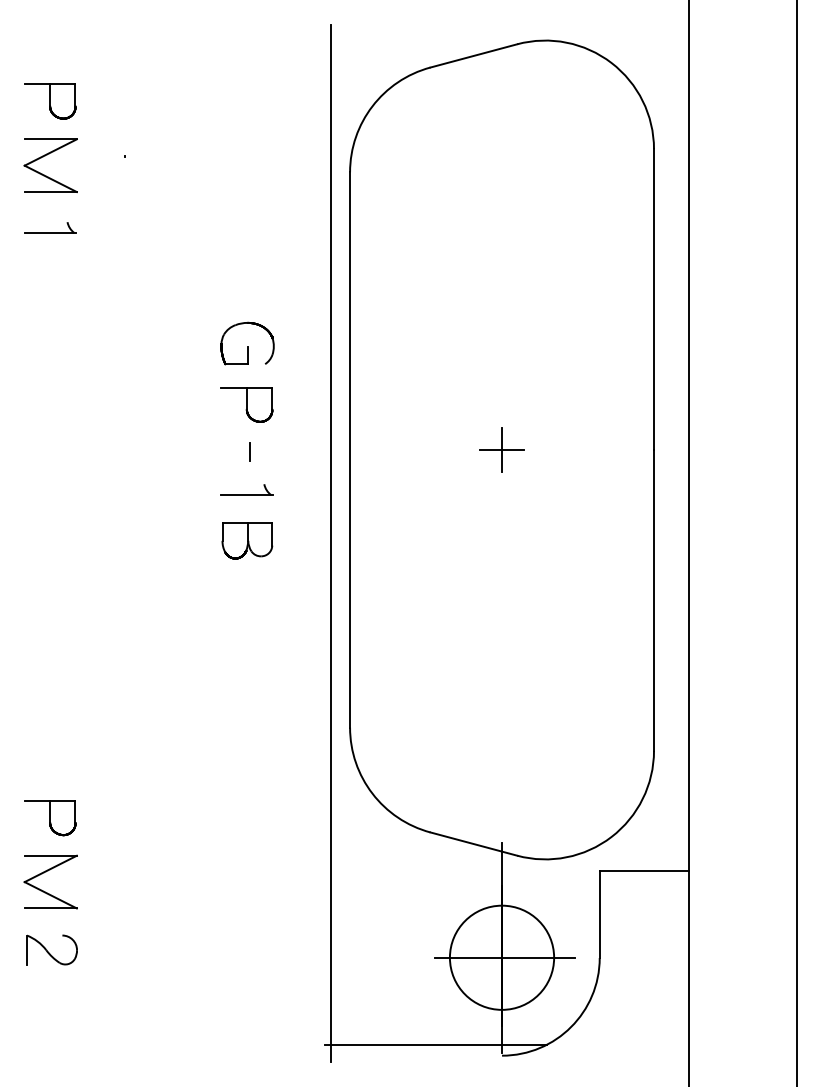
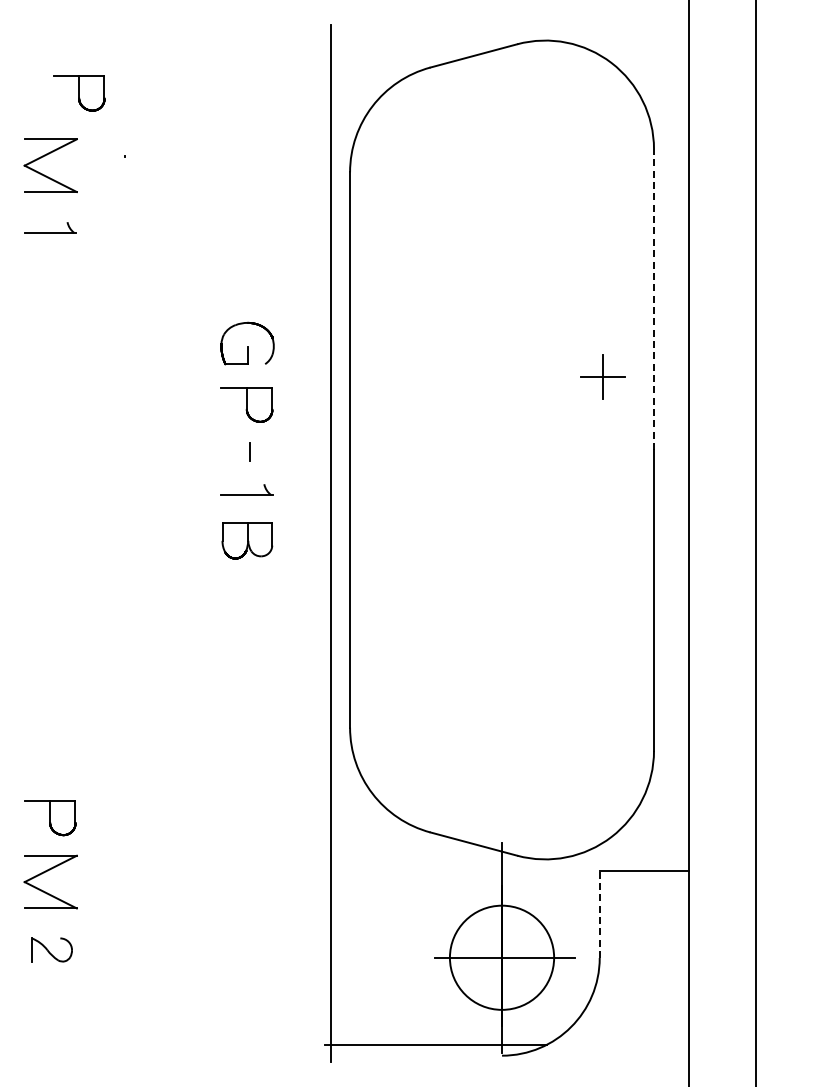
part position: (50, 101) -> (79, 93) (79, 93)
line: solid -> dashed (654, 299)
part position: (501, 449) -> (602, 376) (602, 376)
line position: (797, 542) -> (756, 542) (756, 542)
line: solid -> dashed (599, 914)
part size: 52x32 px -> 42x26 px (51, 949)
